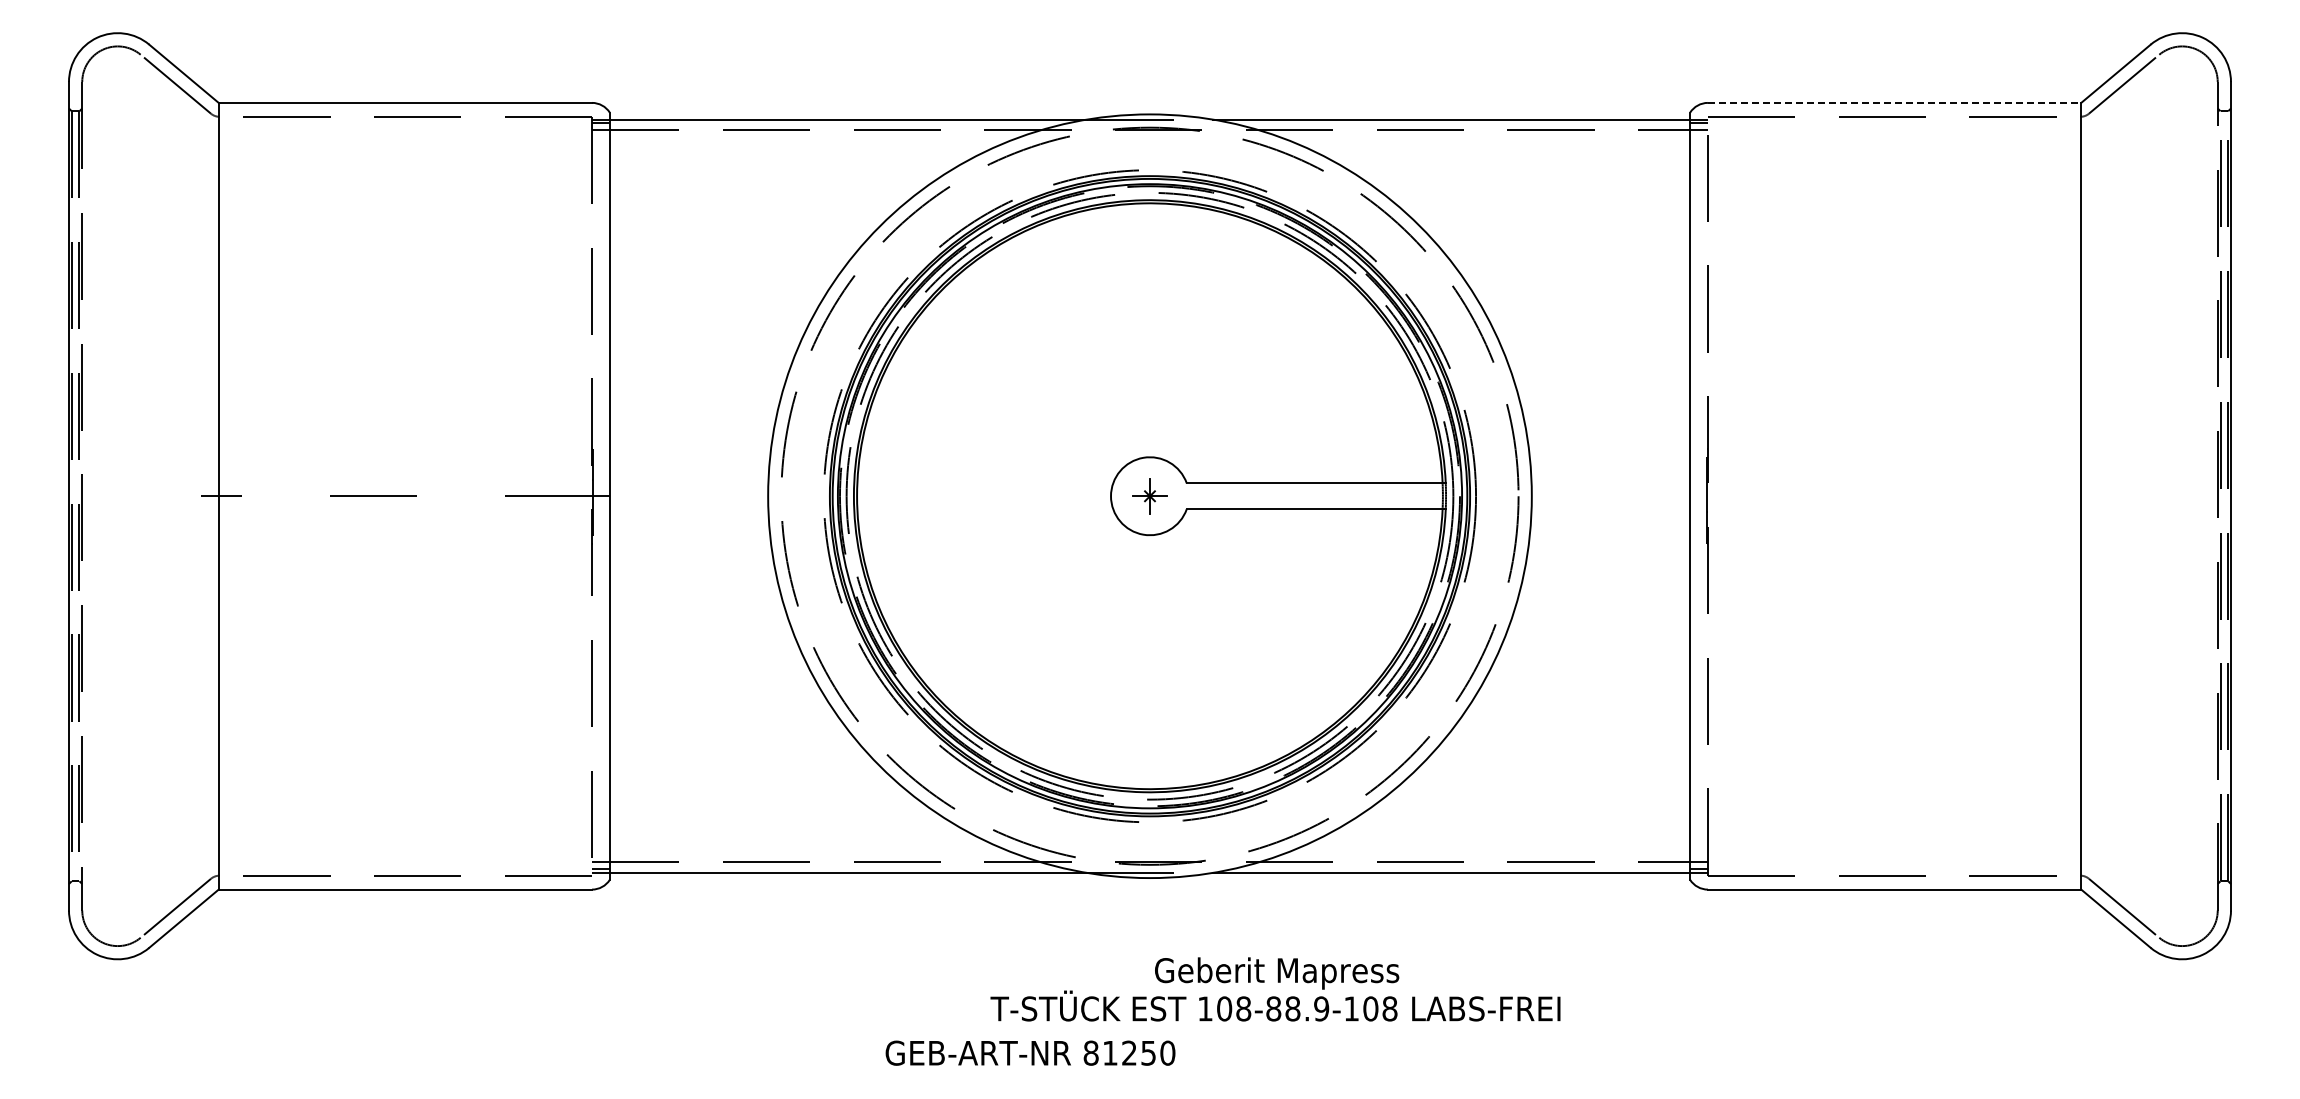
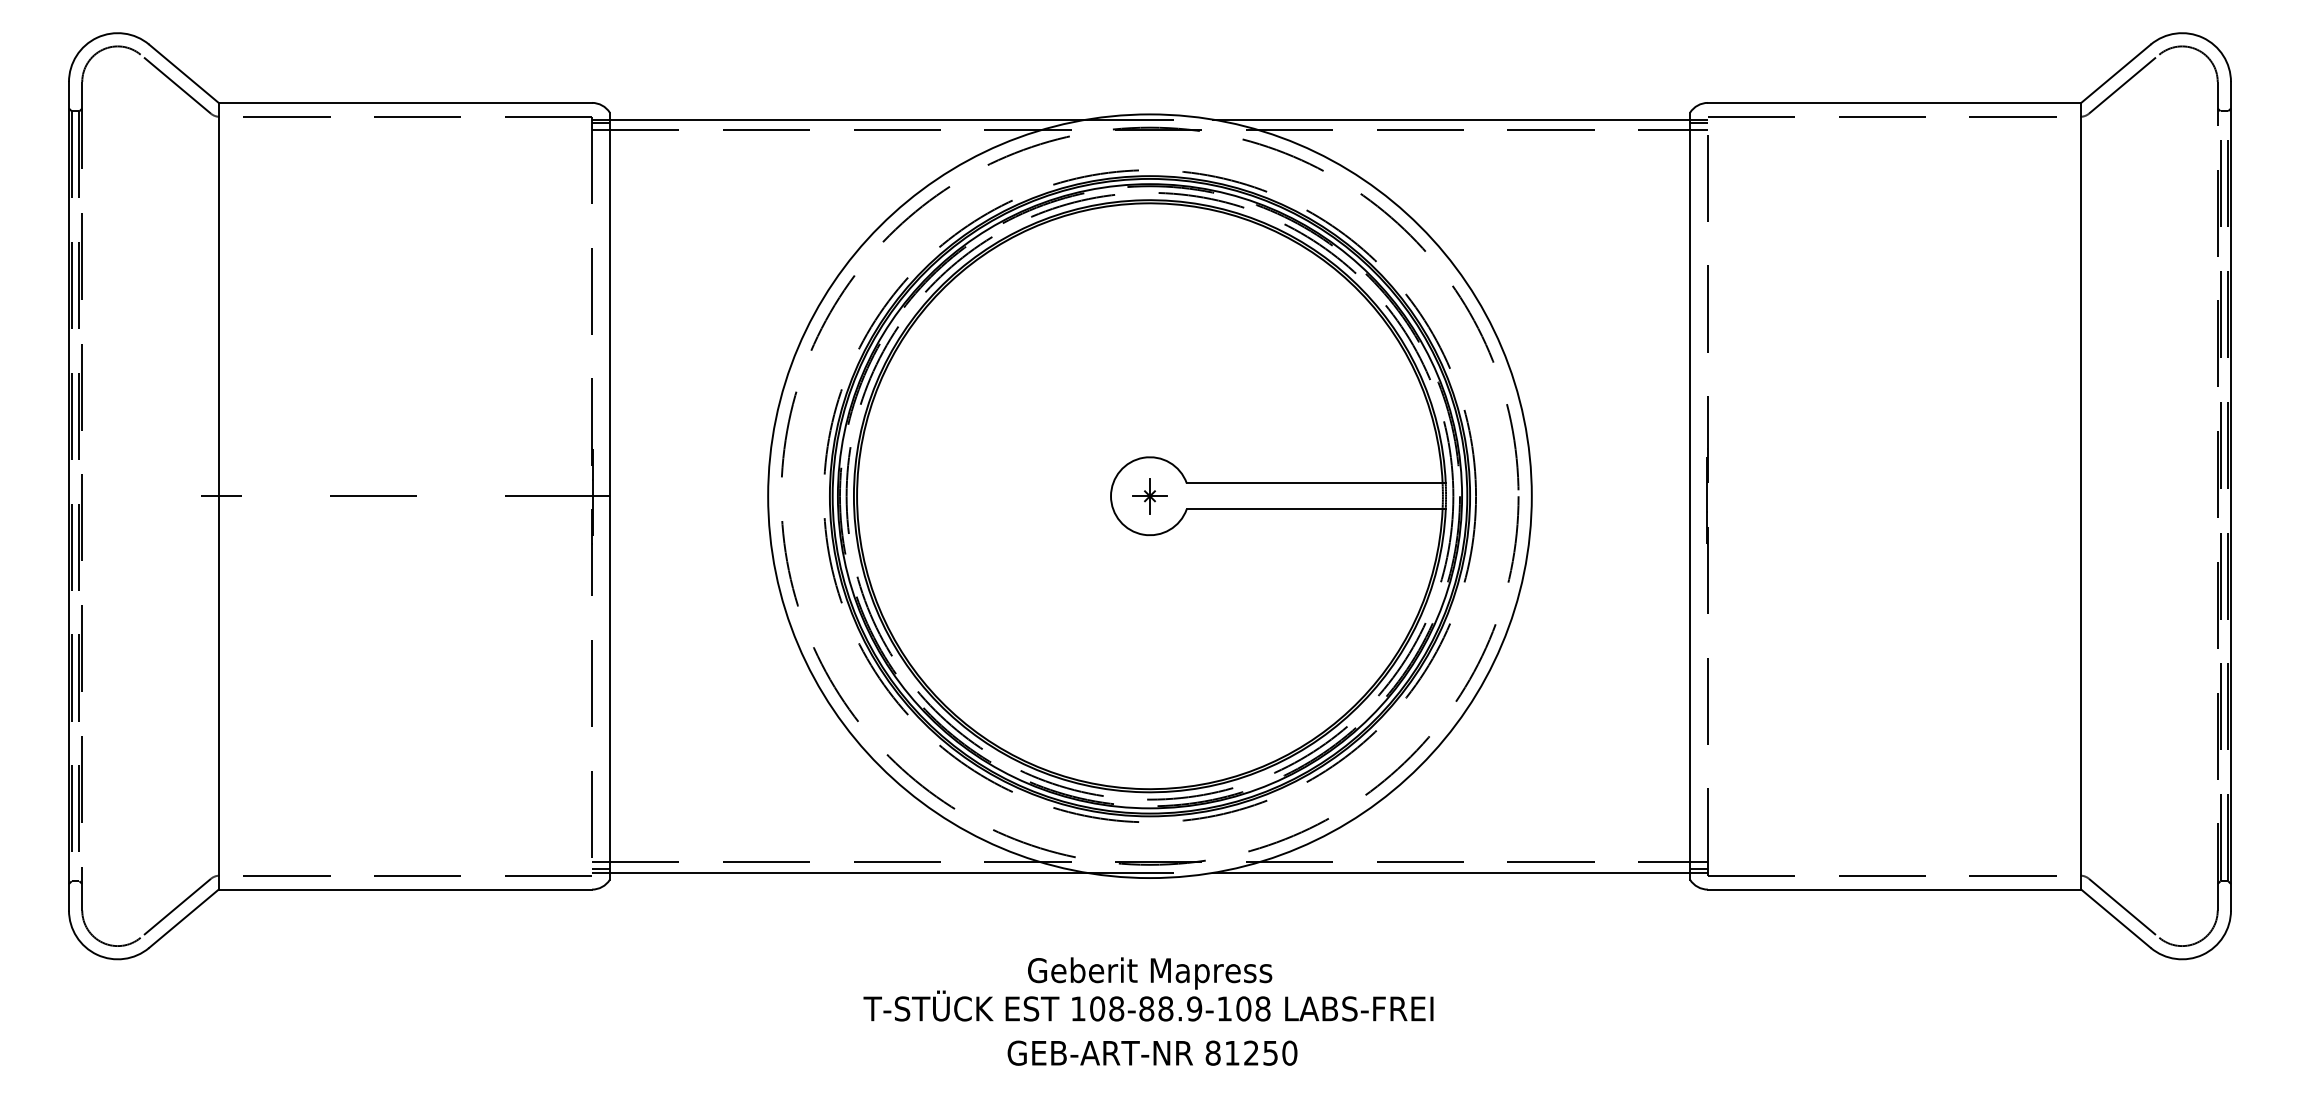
line: dashed -> solid (1894, 102)
text position: (1275, 989) -> (1148, 989) (1148, 989)
text position: (1030, 1052) -> (1152, 1052) (1152, 1052)
